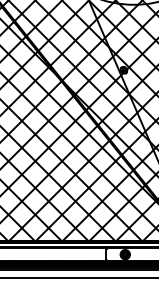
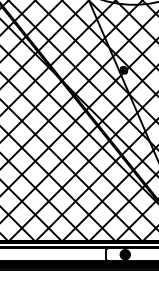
line: present -> none (78, 277)
